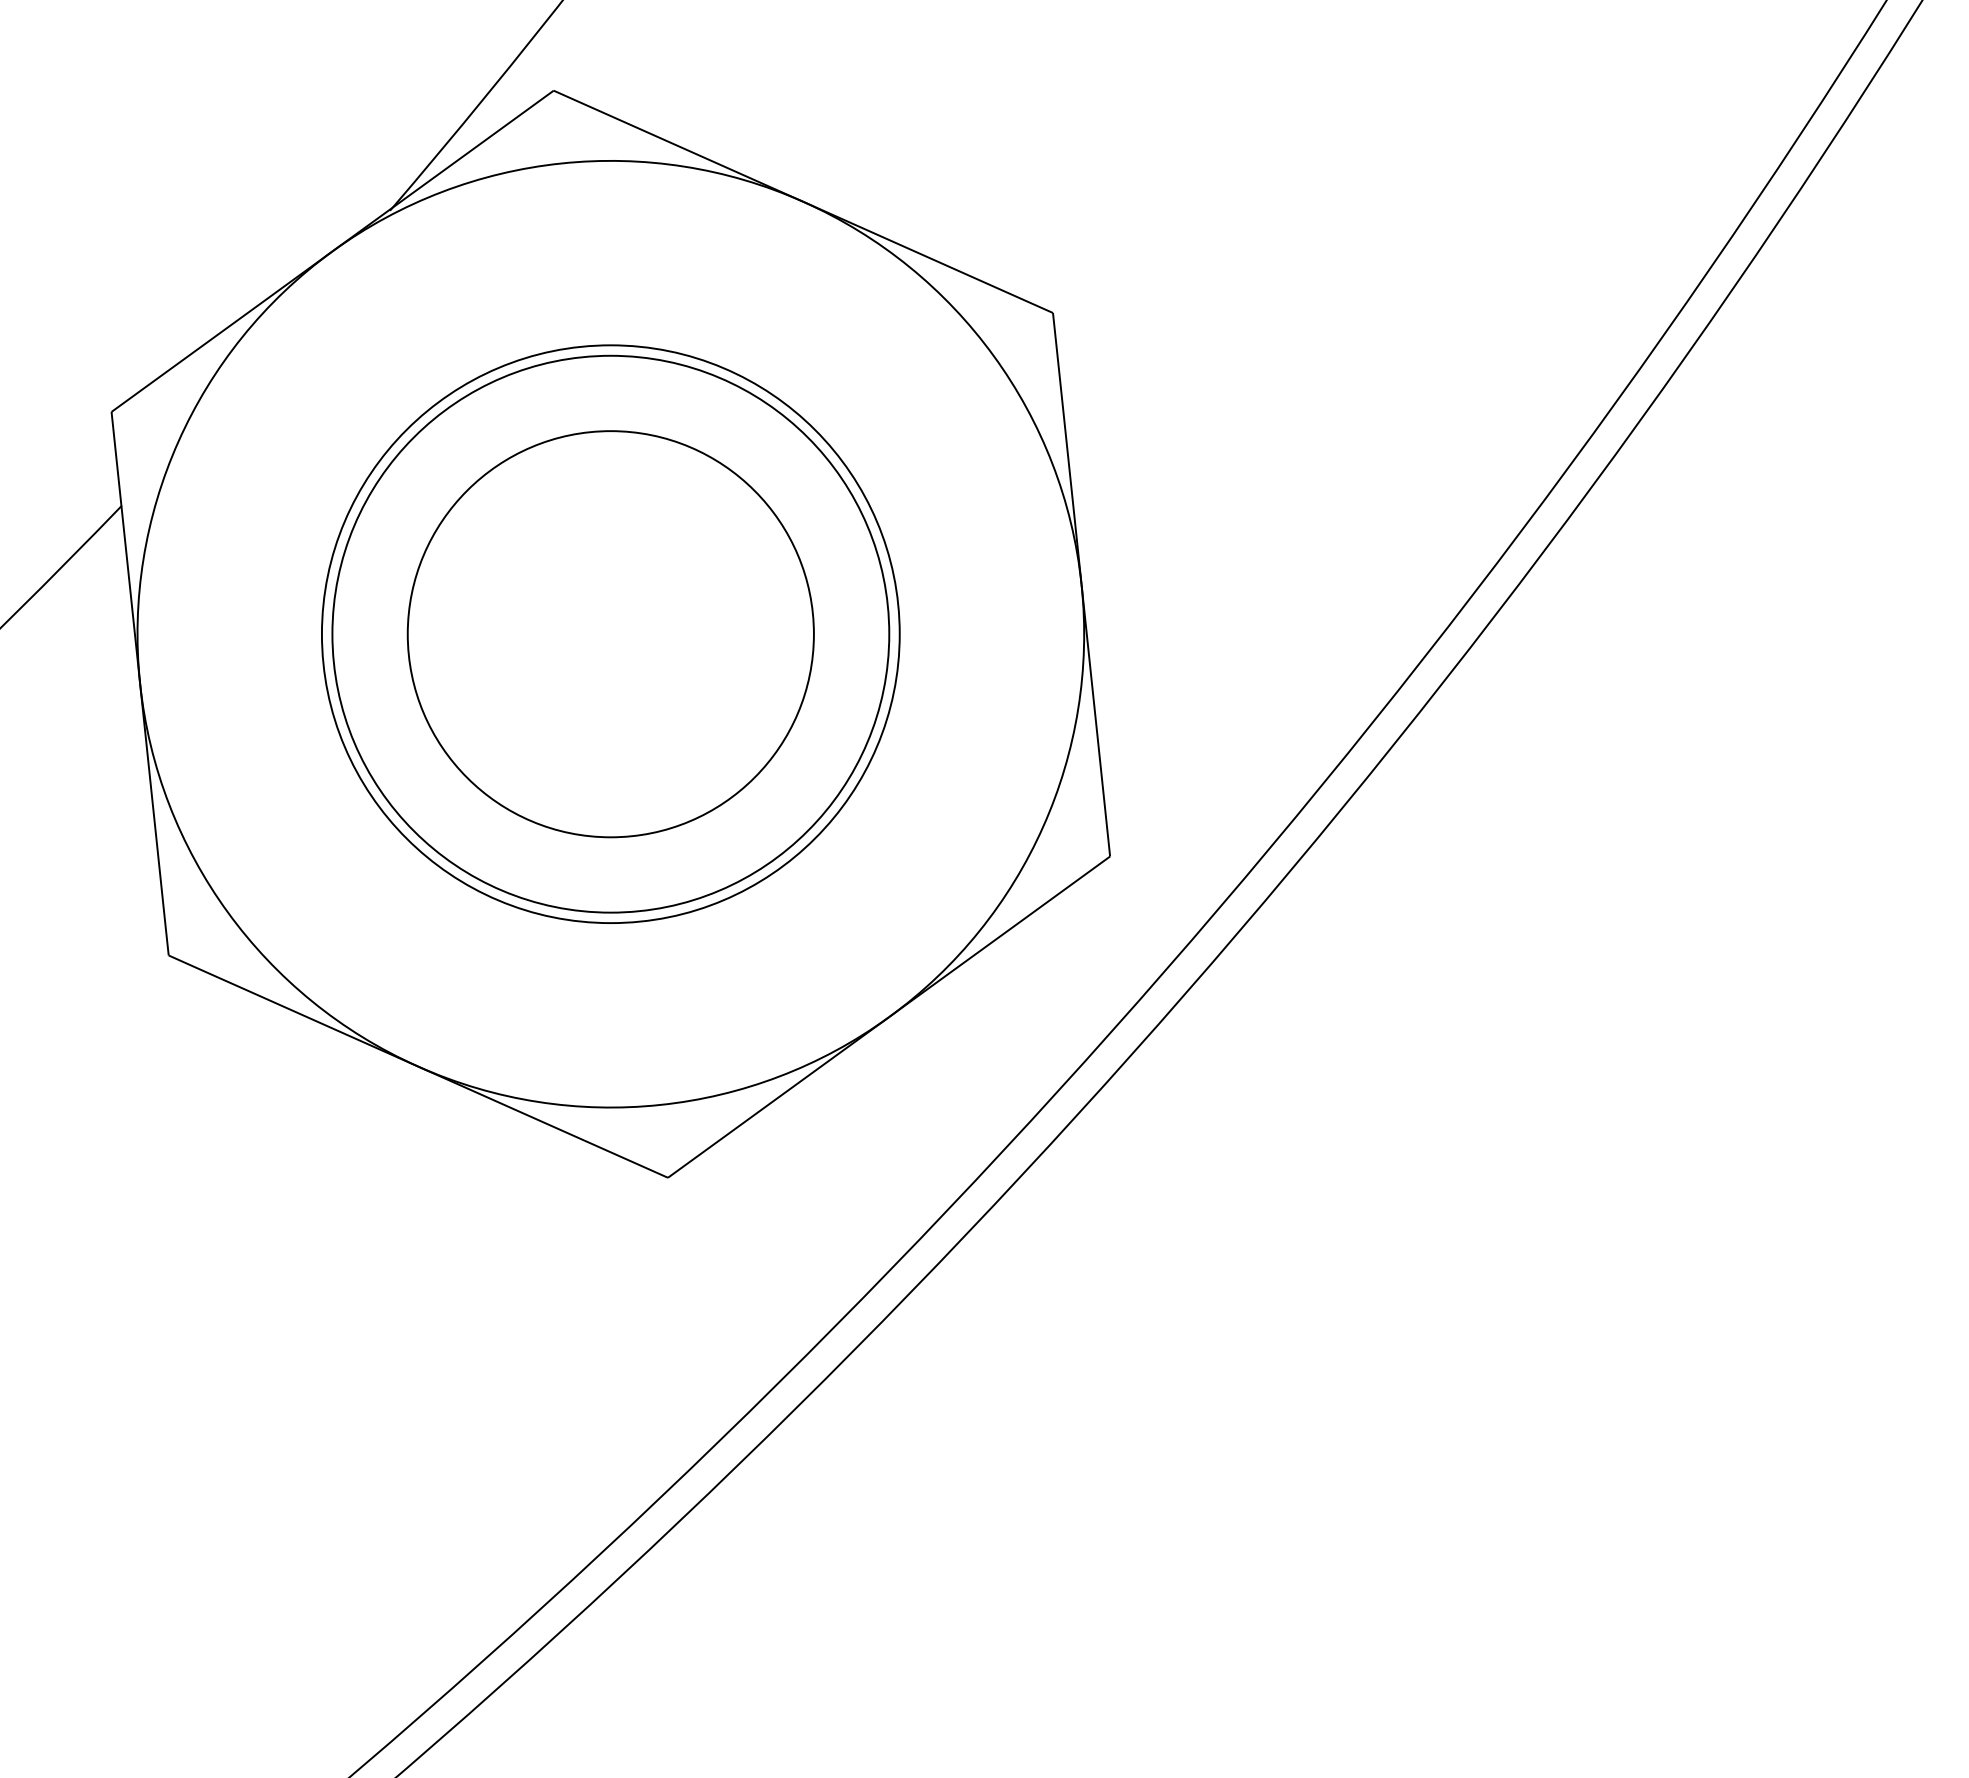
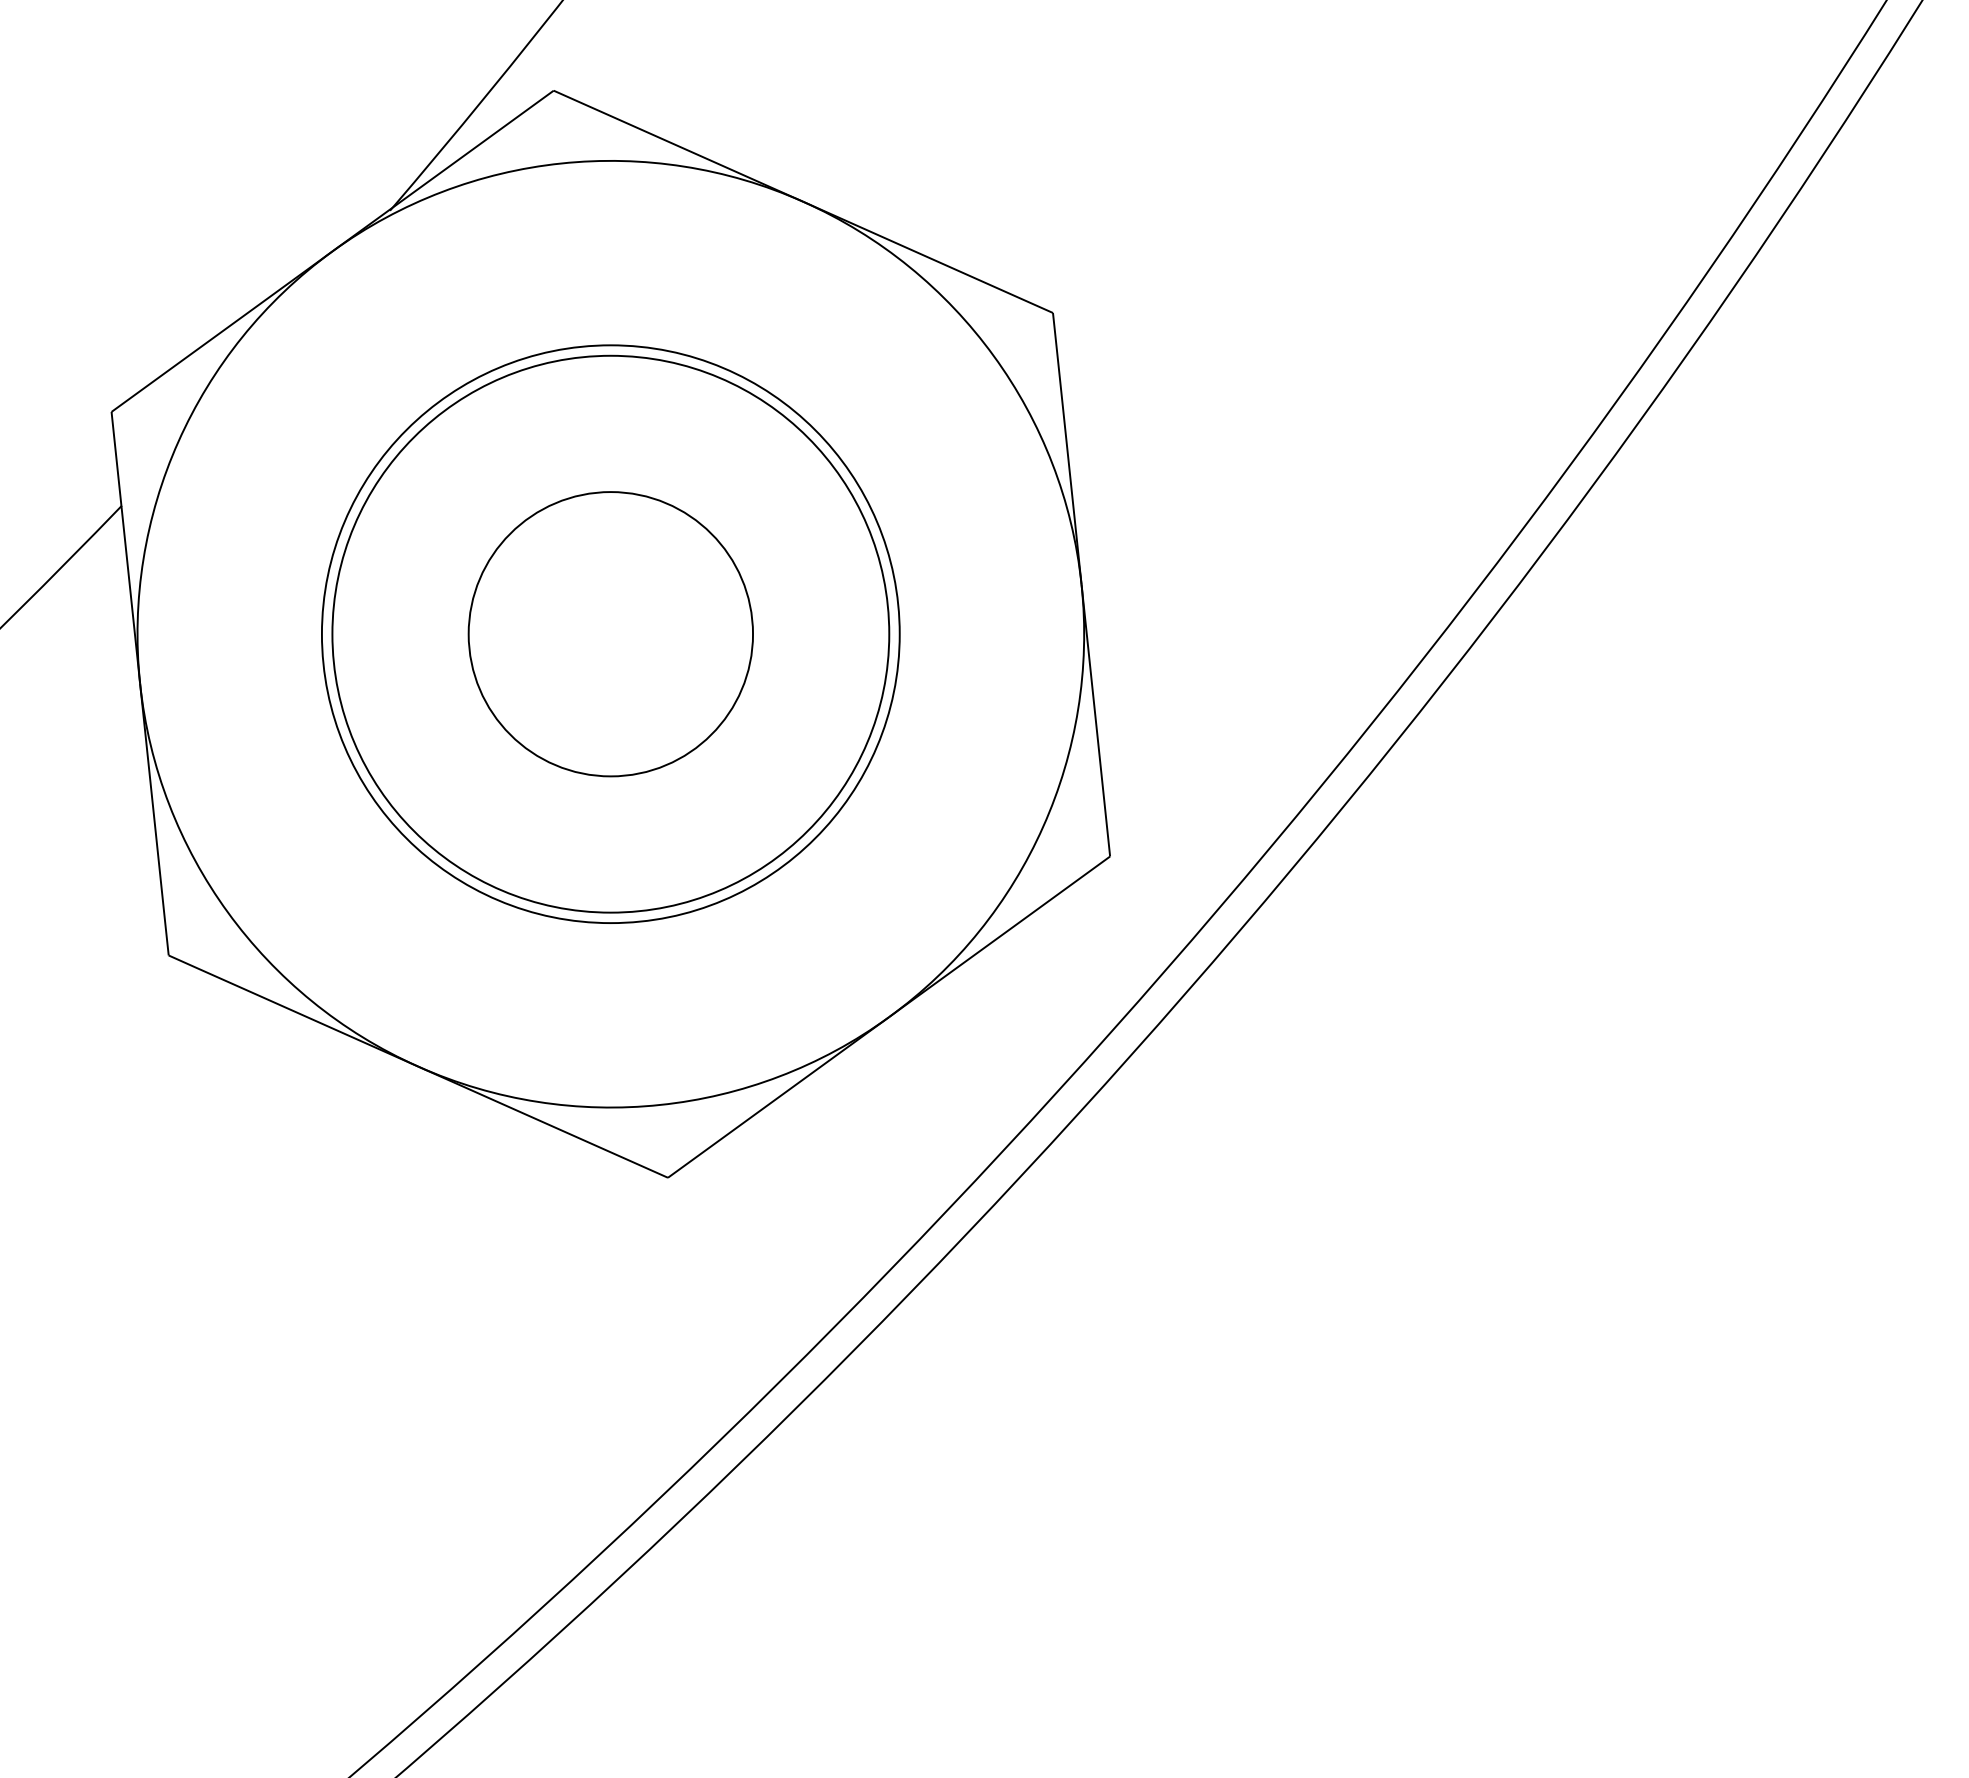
circle diameter: 406 px -> 284 px (610, 634)
